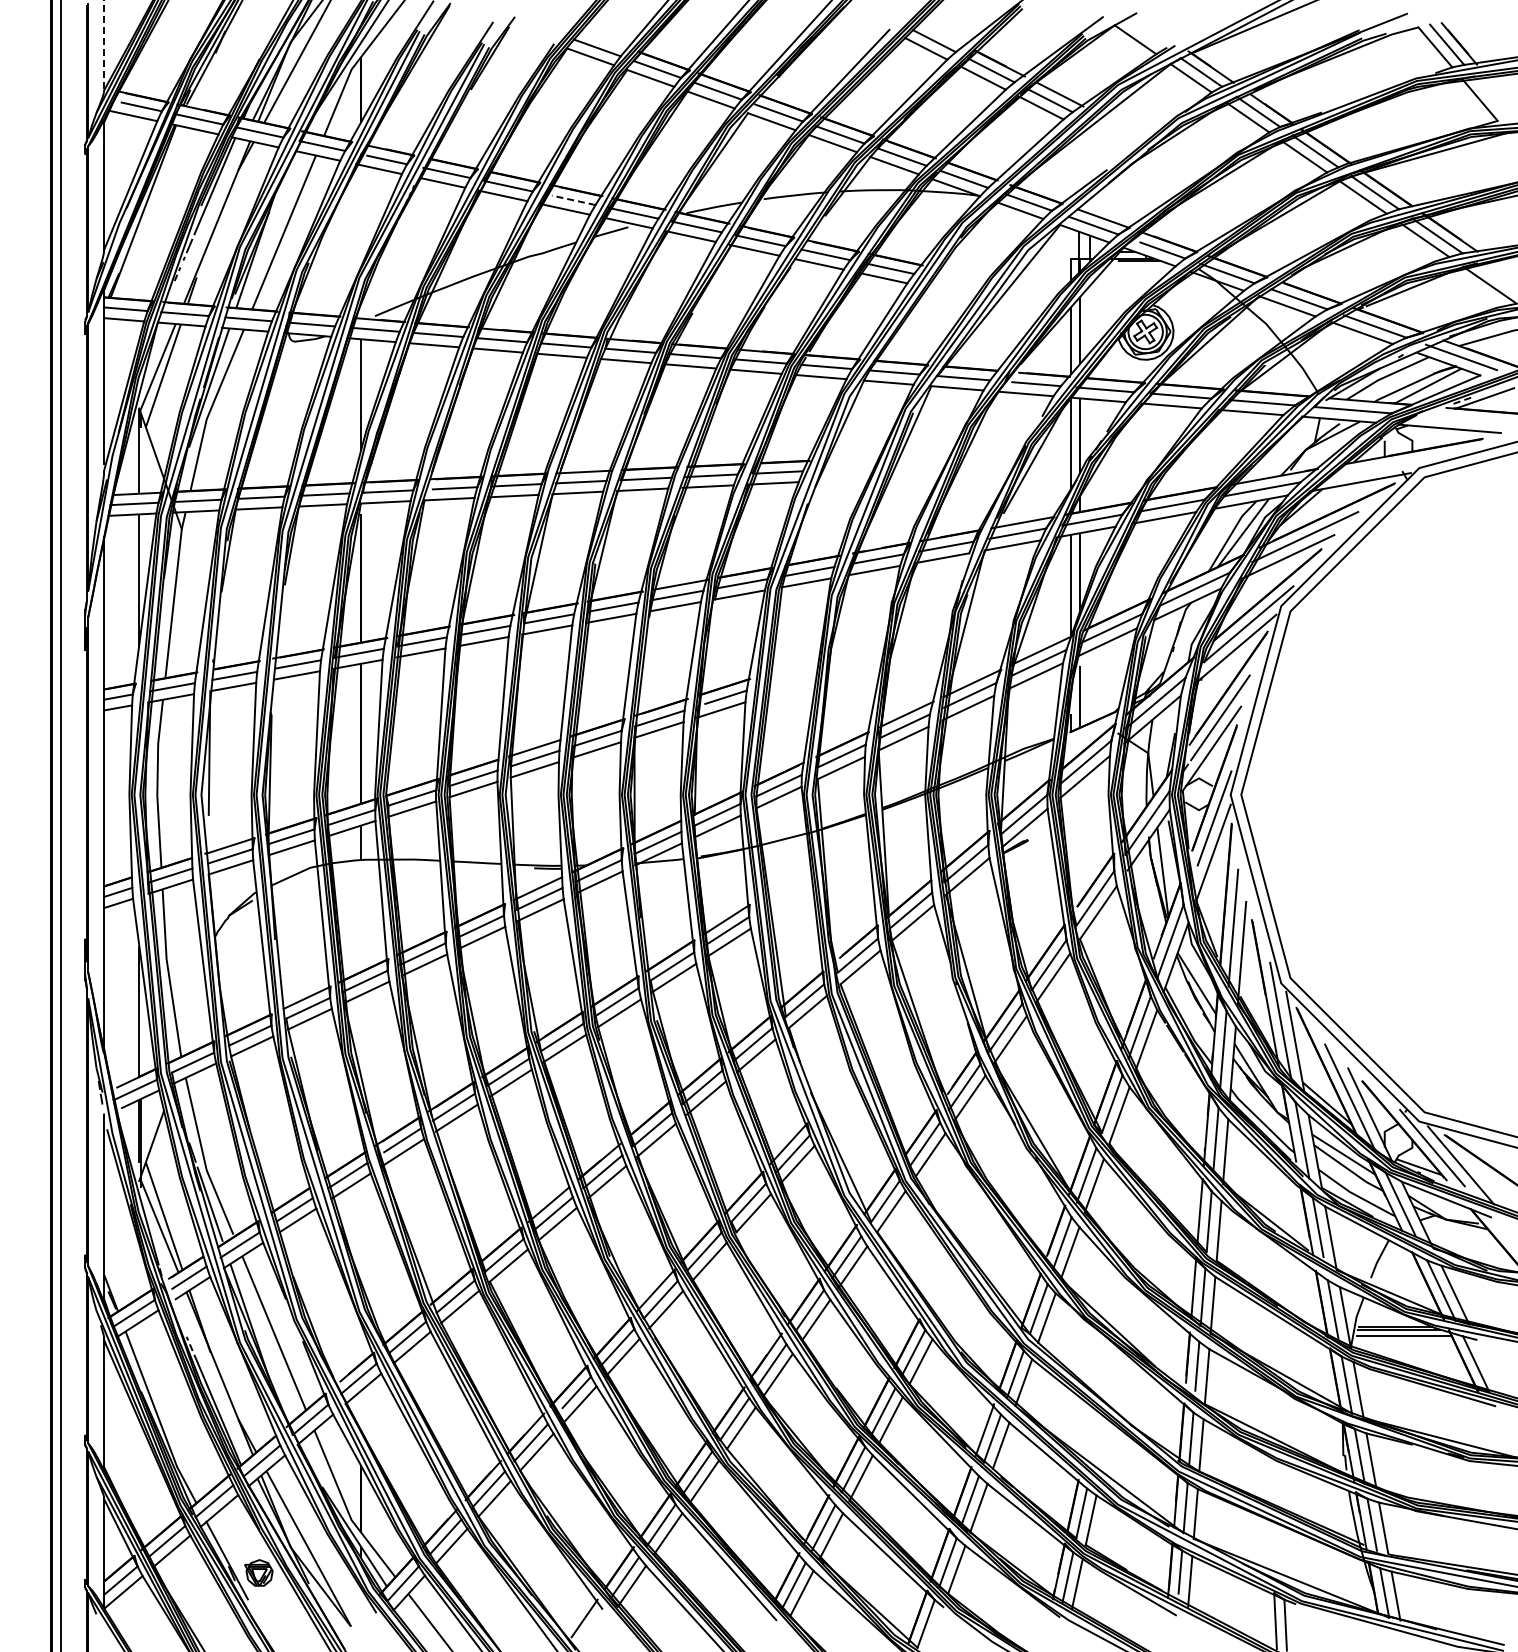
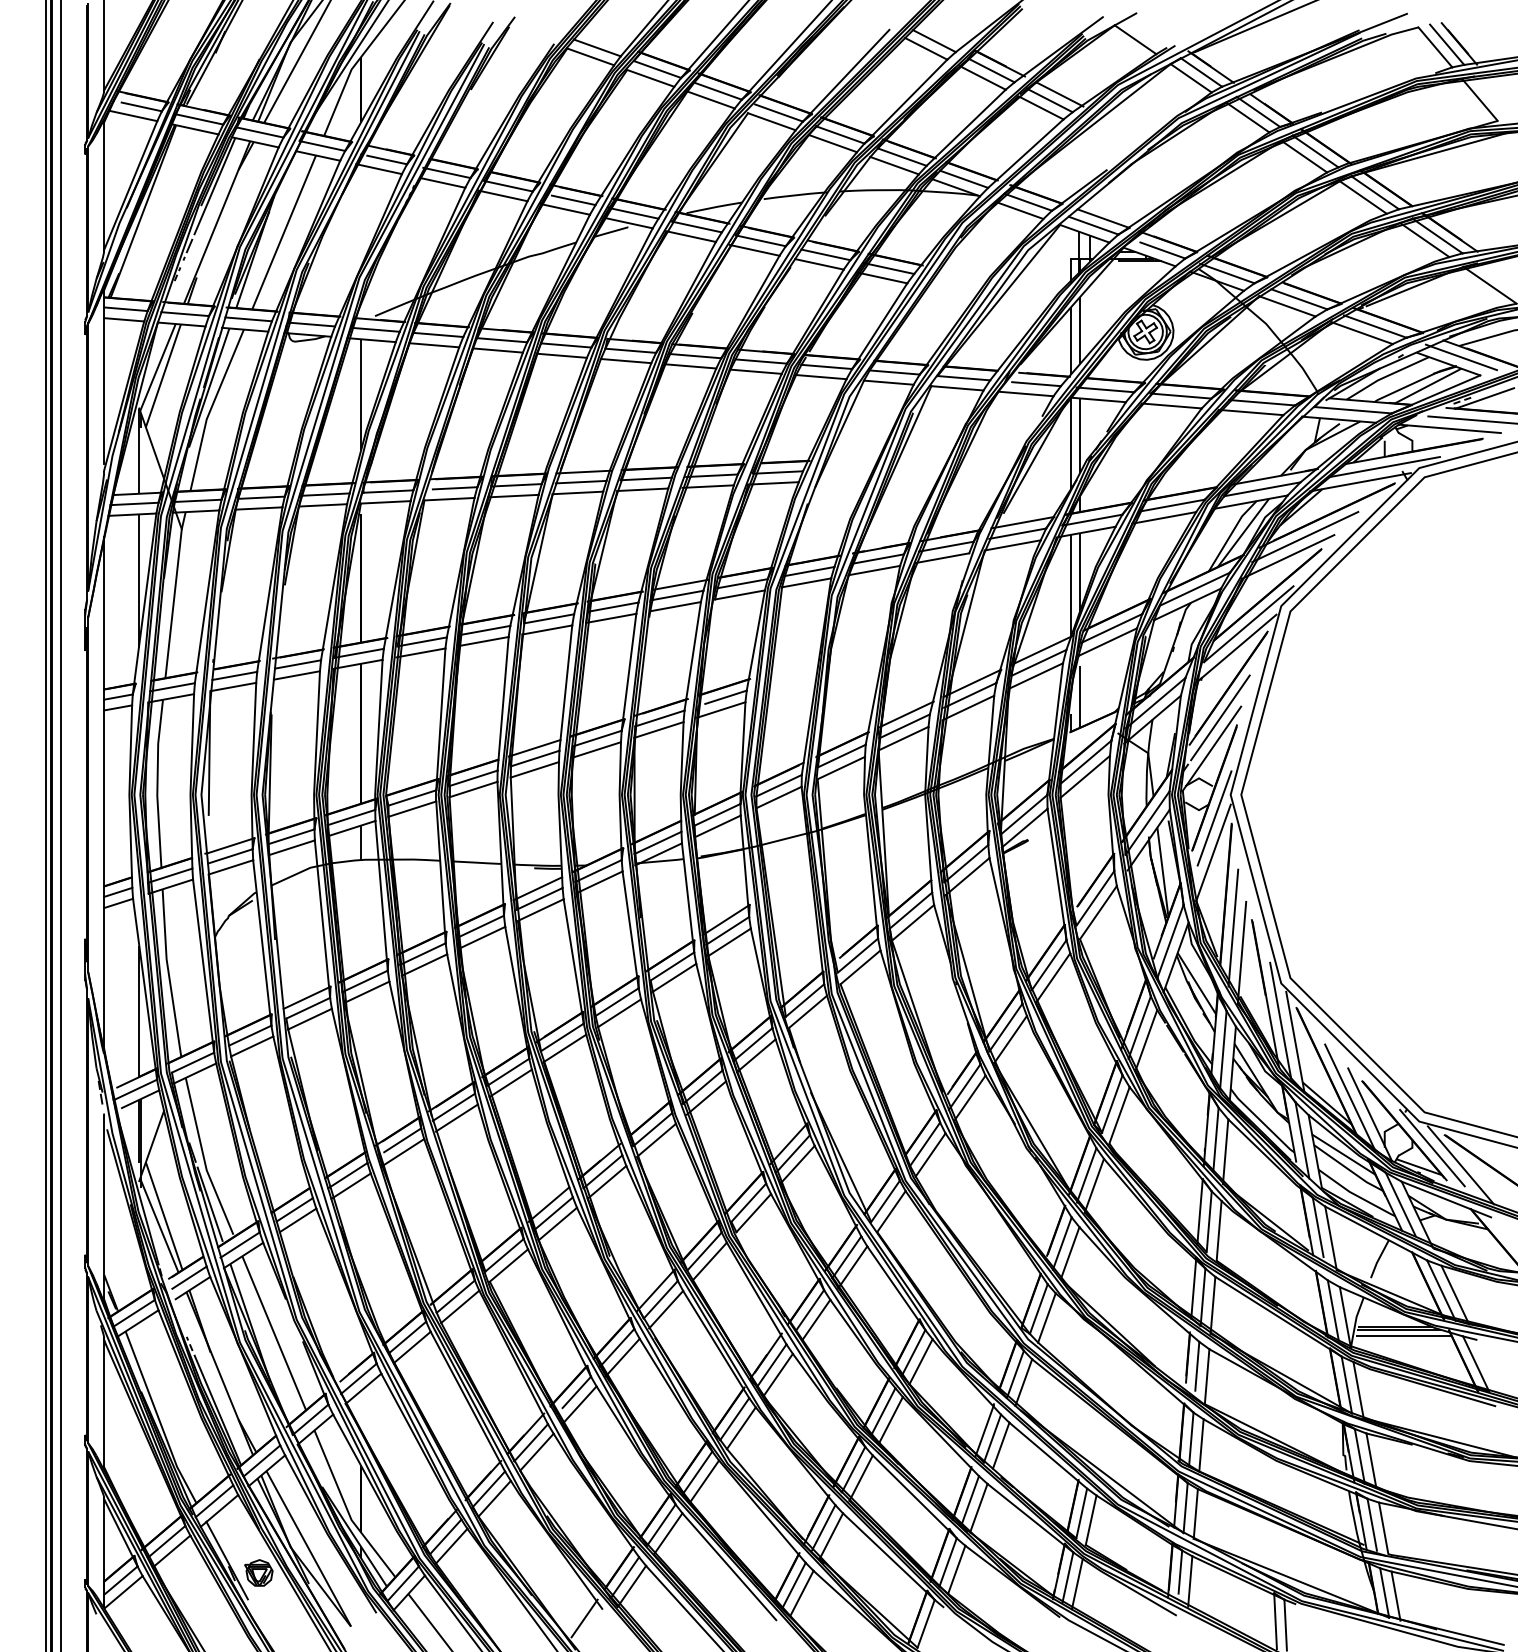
line: dashed -> solid (104, 46)
line: dashed -> solid (573, 200)
line: none -> present (1471, 419)
line: none -> present (1384, 466)
line: none -> present (45, 825)
